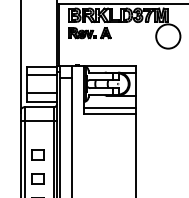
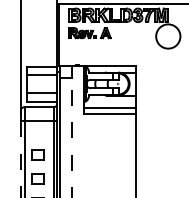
line: solid -> dashed (72, 137)
line: solid -> dashed (20, 159)
